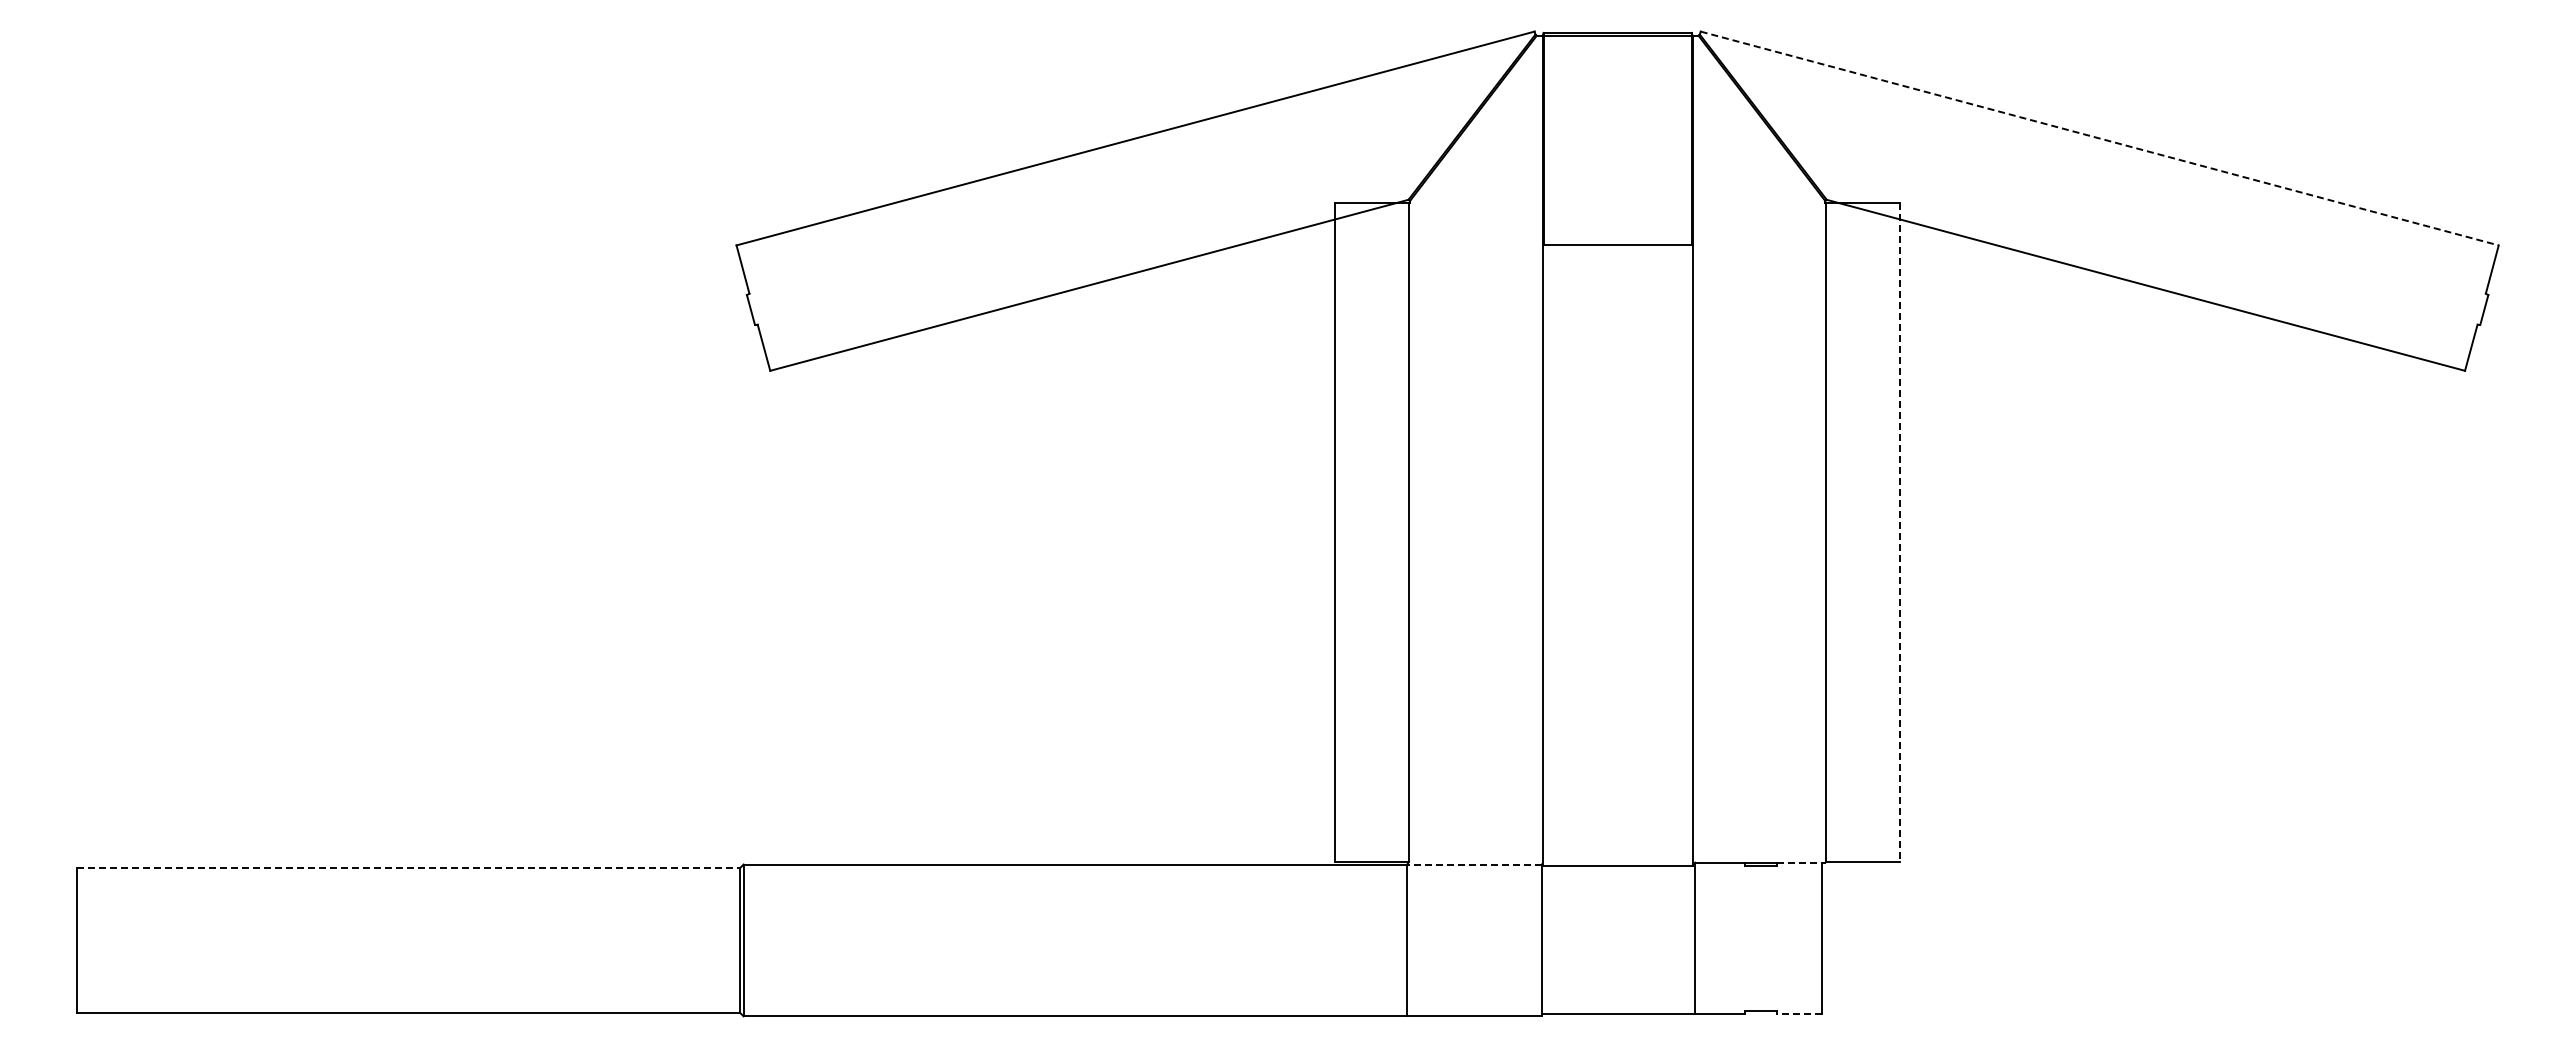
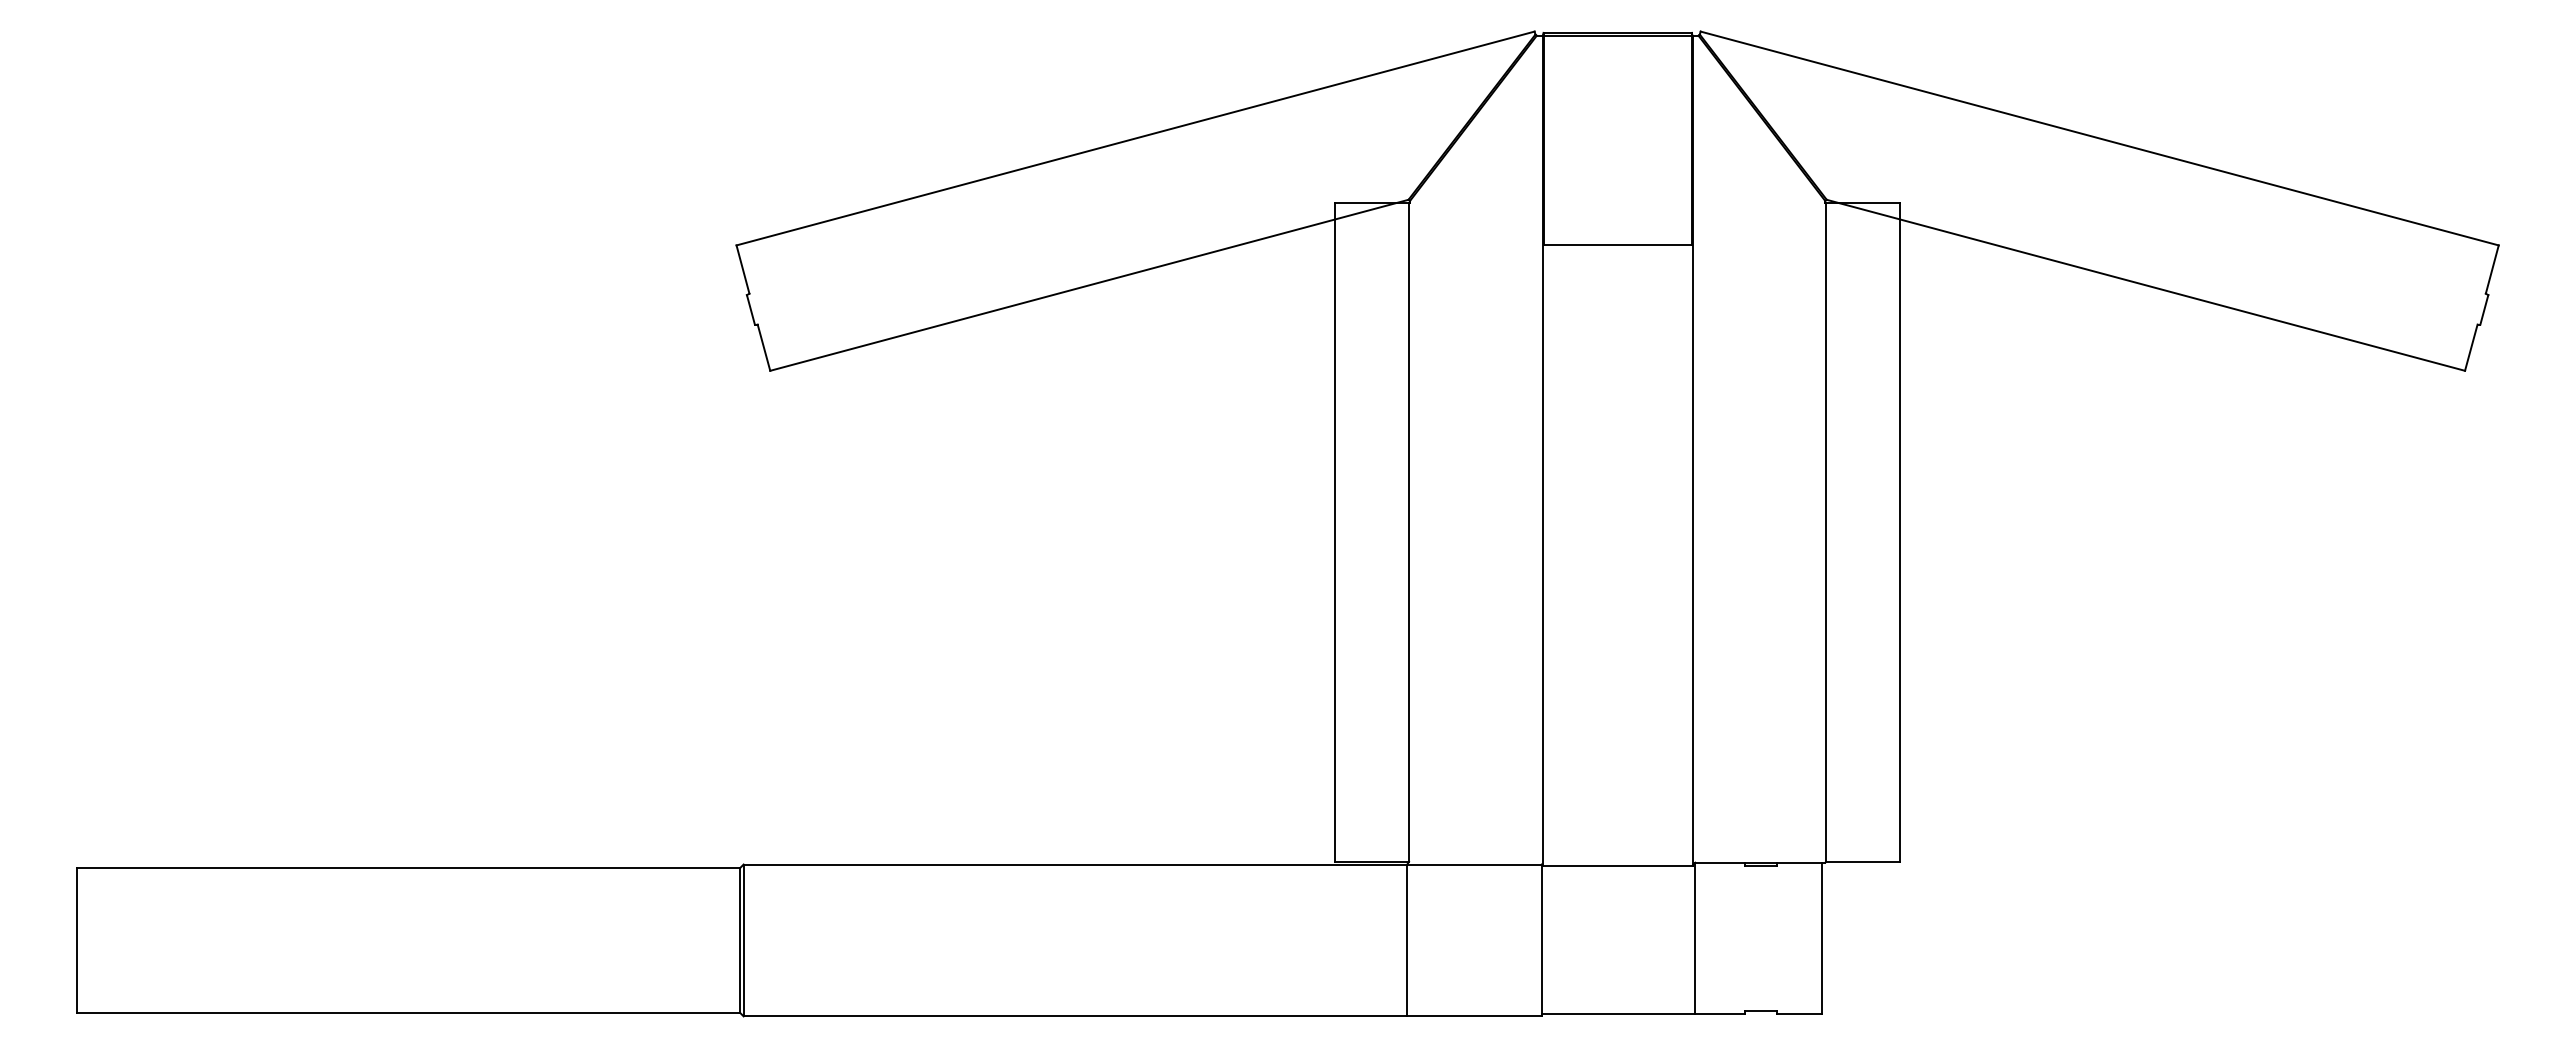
line: dashed -> solid (2100, 138)
line: dashed -> solid (1900, 532)
line: dashed -> solid (1799, 862)
line: dashed -> solid (1473, 864)
line: dashed -> solid (409, 868)
line: dashed -> solid (1798, 1013)
